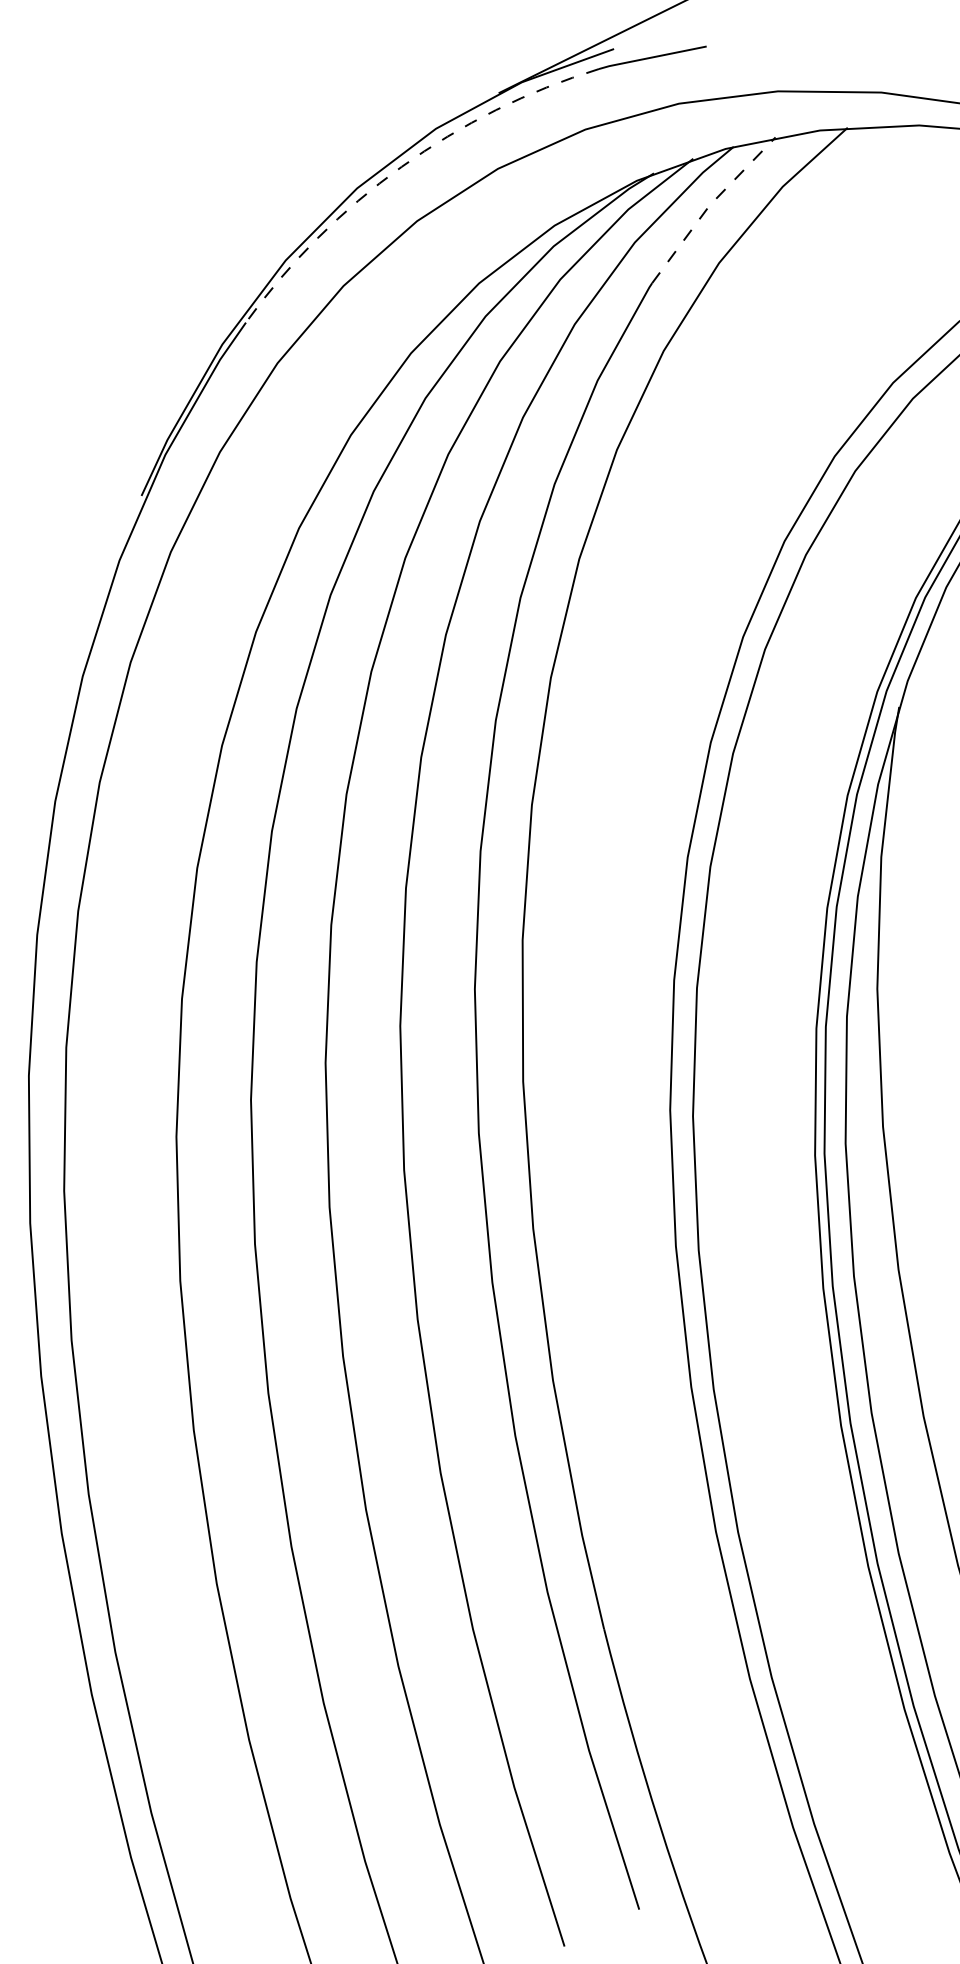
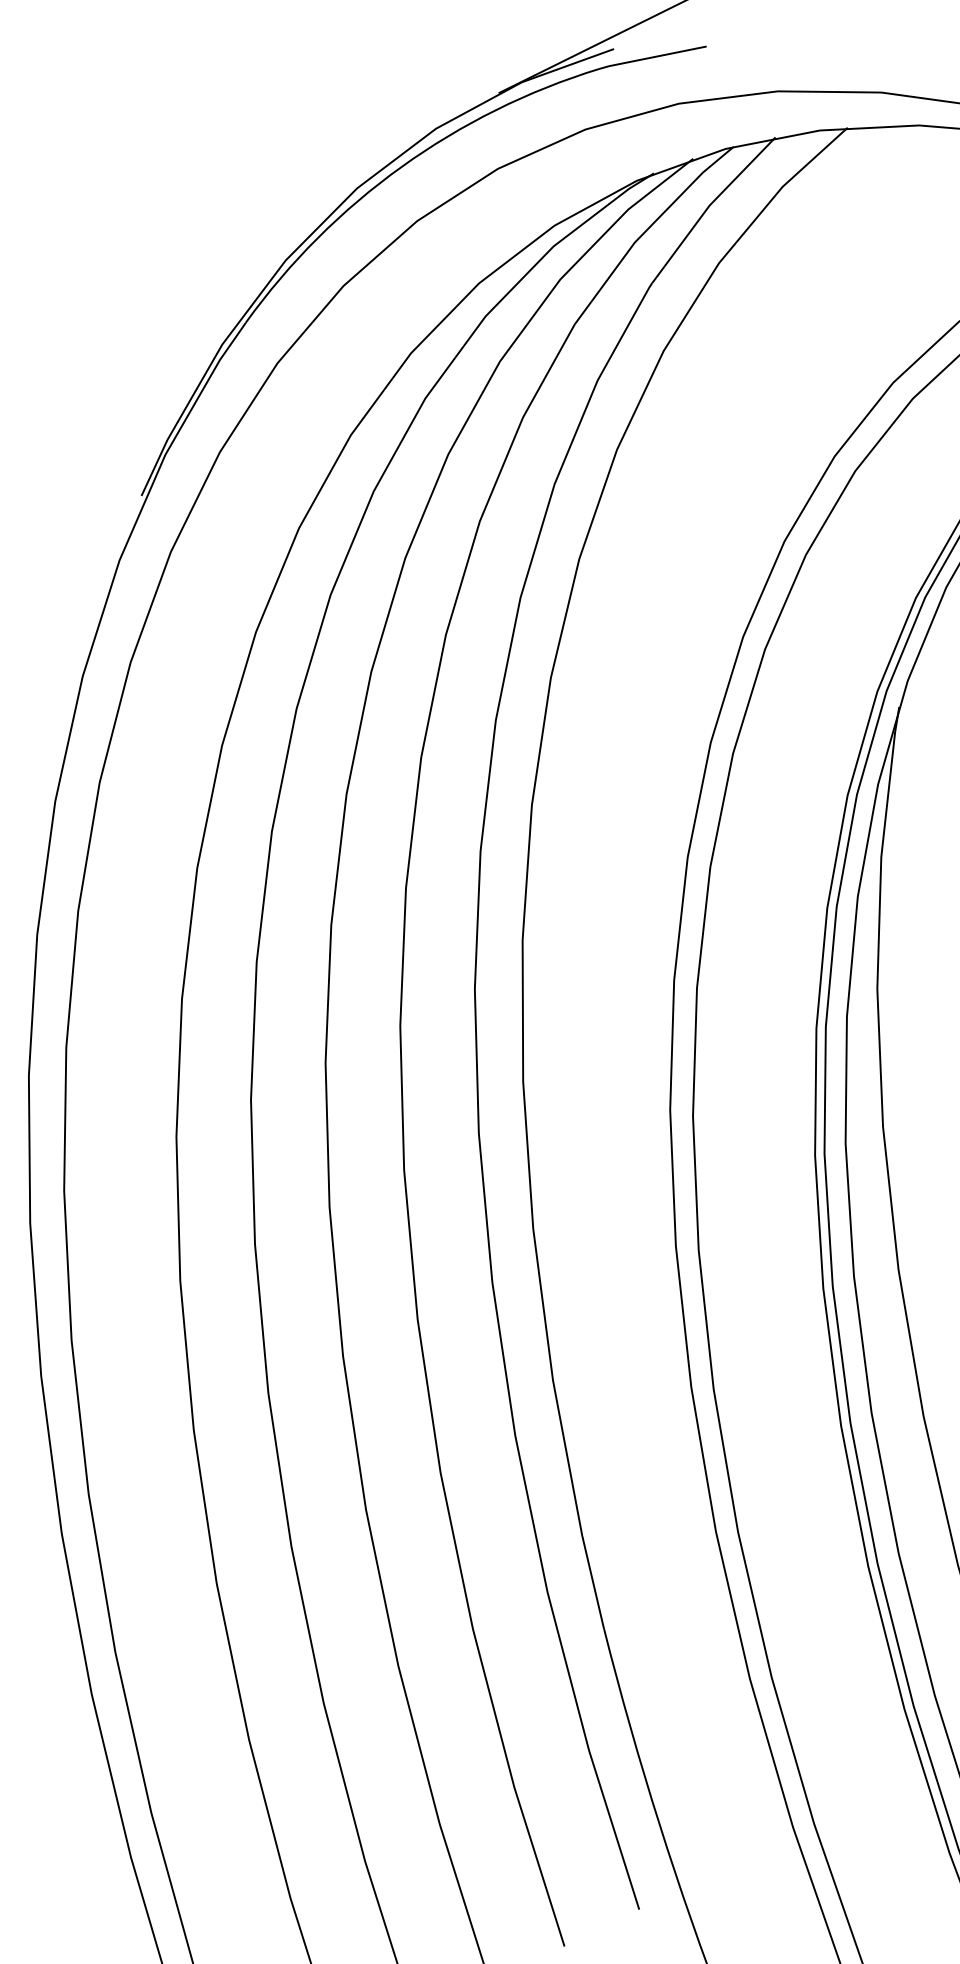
arc: dashed -> solid (401, 166)
line: dashed -> solid (709, 205)
